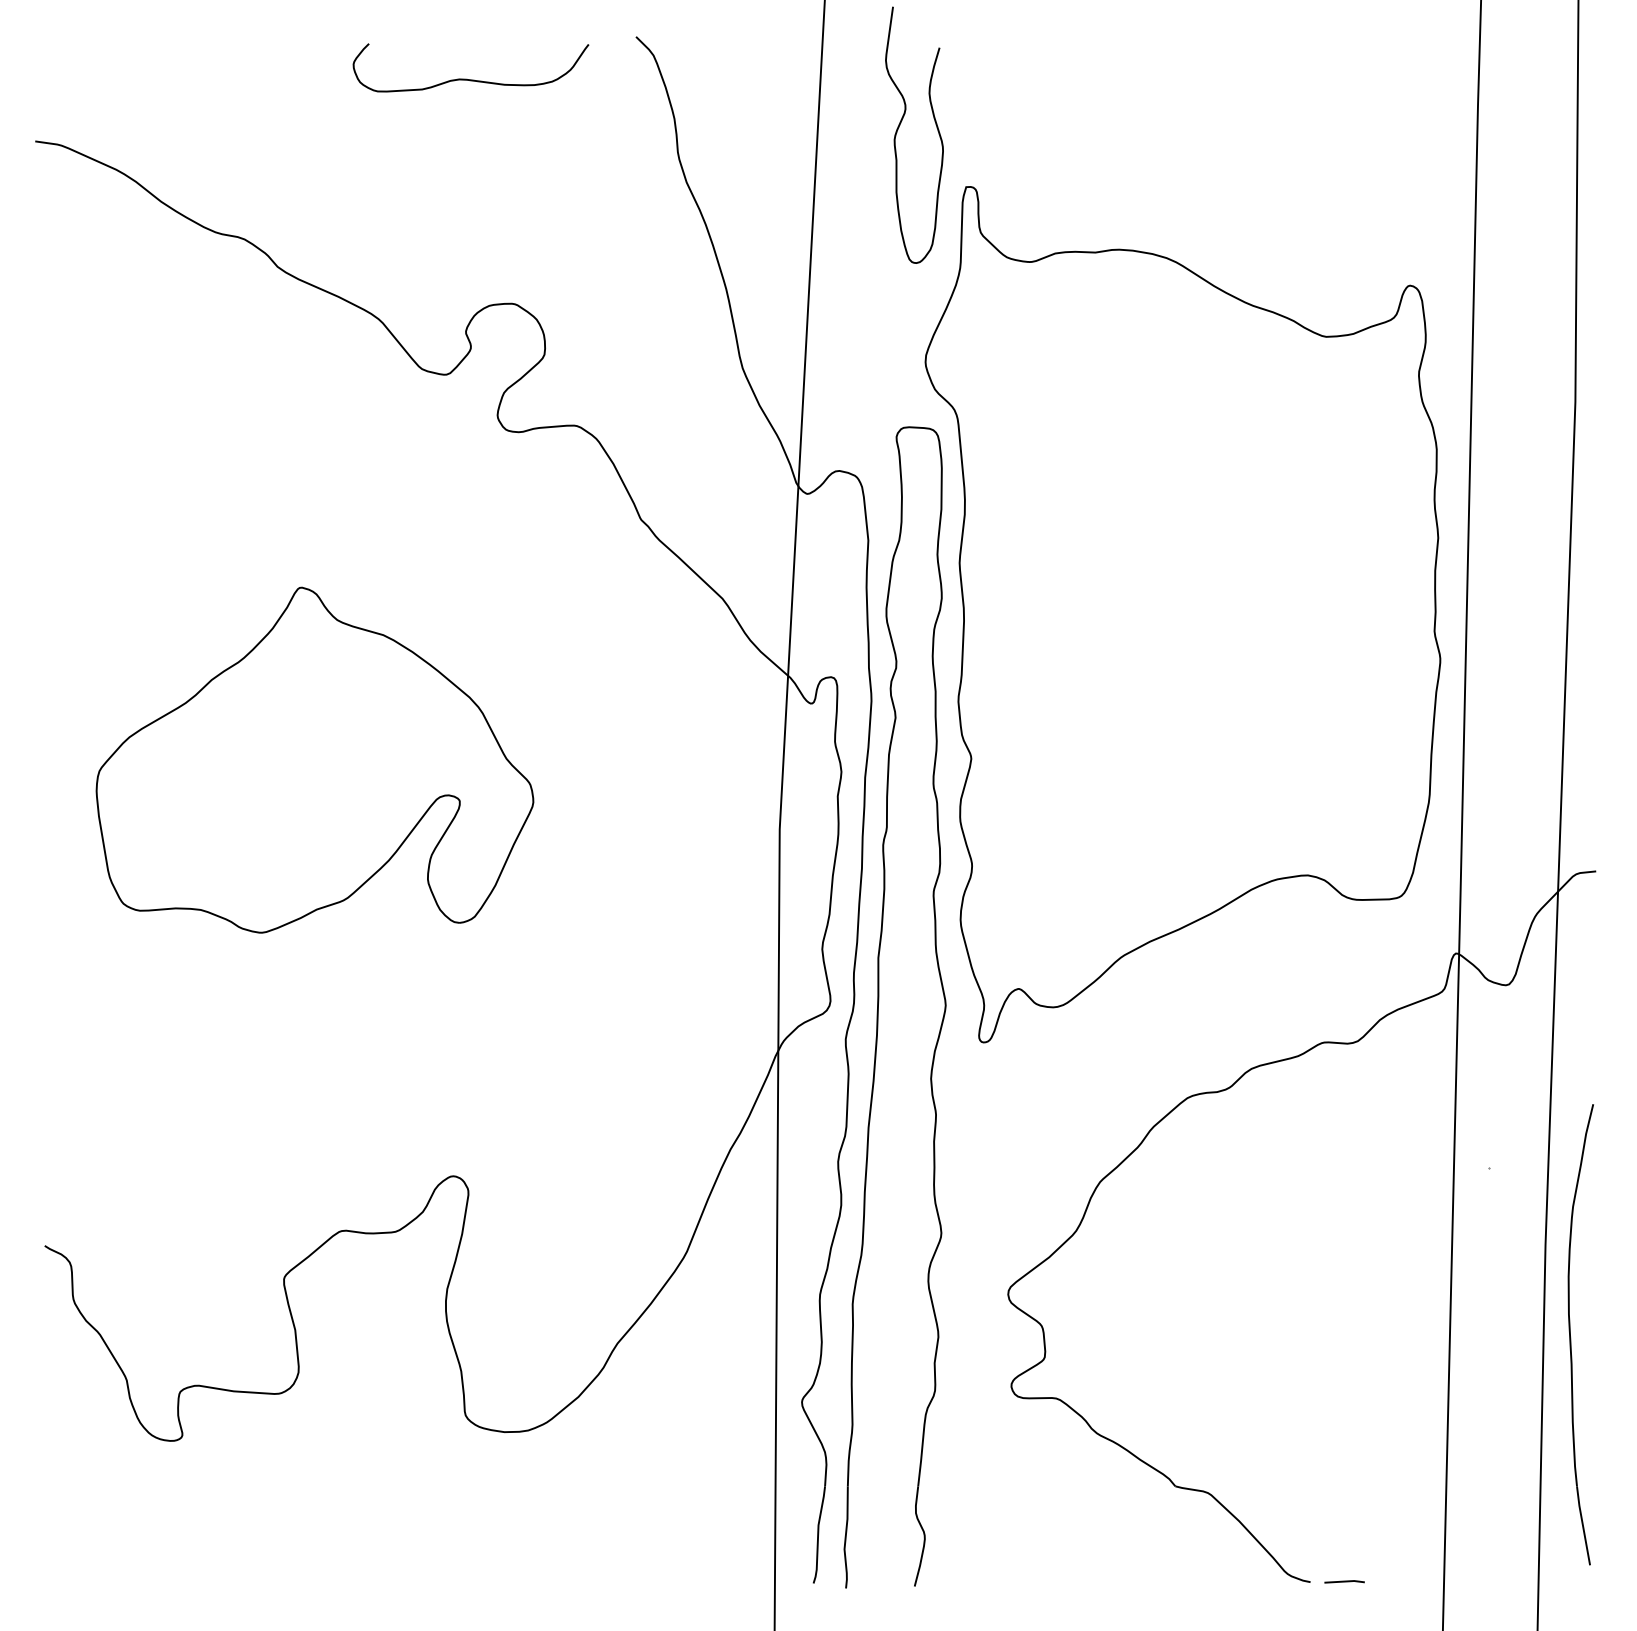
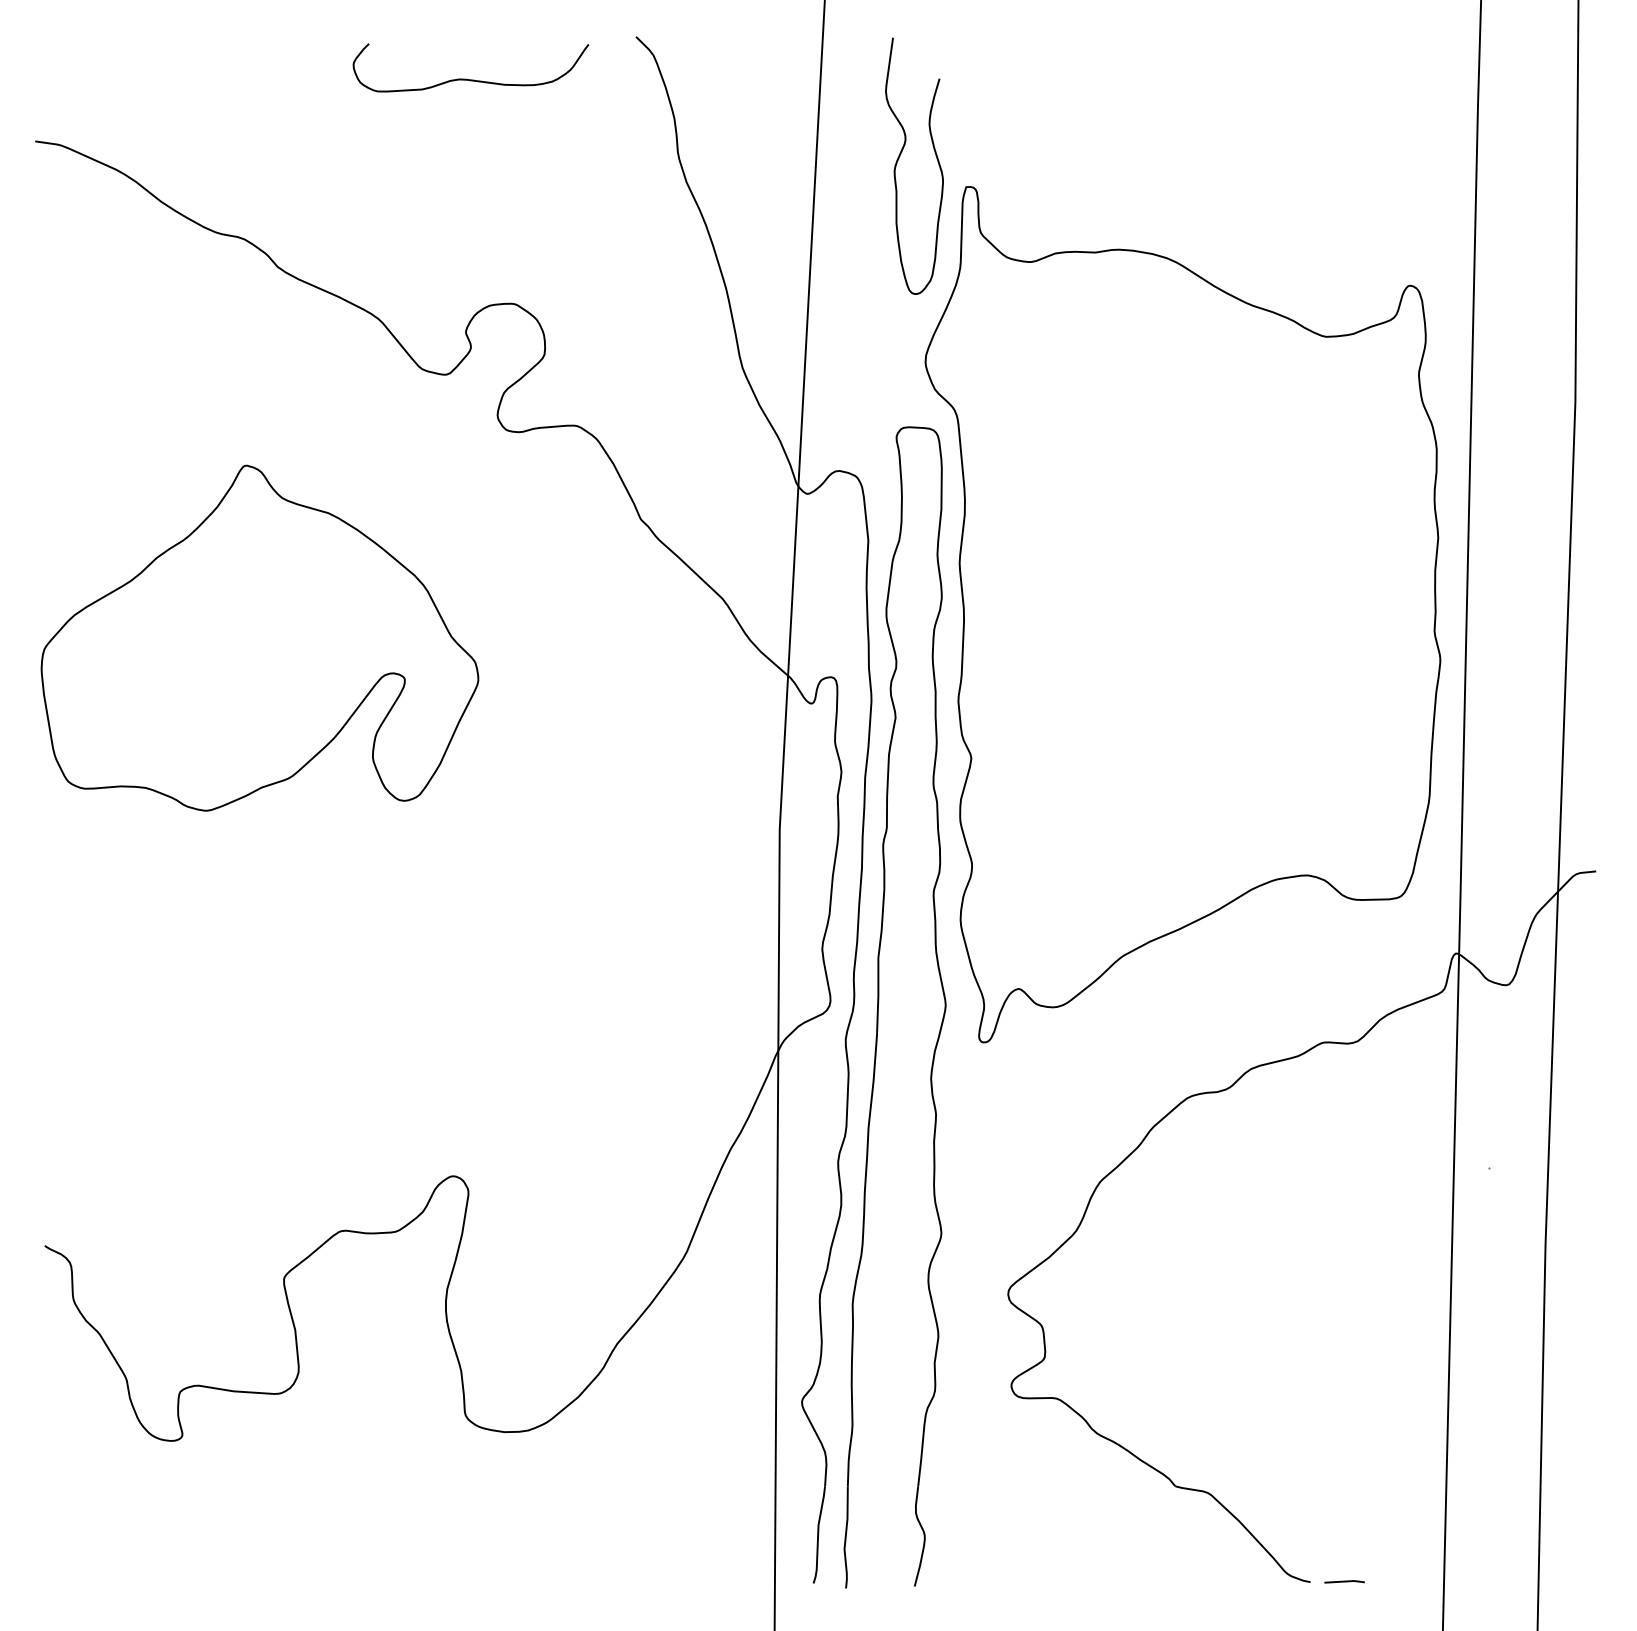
curve position: (899, 127) -> (899, 158) (899, 158)
part position: (314, 759) -> (259, 637) (259, 637)
part: present -> none (1571, 1337)
